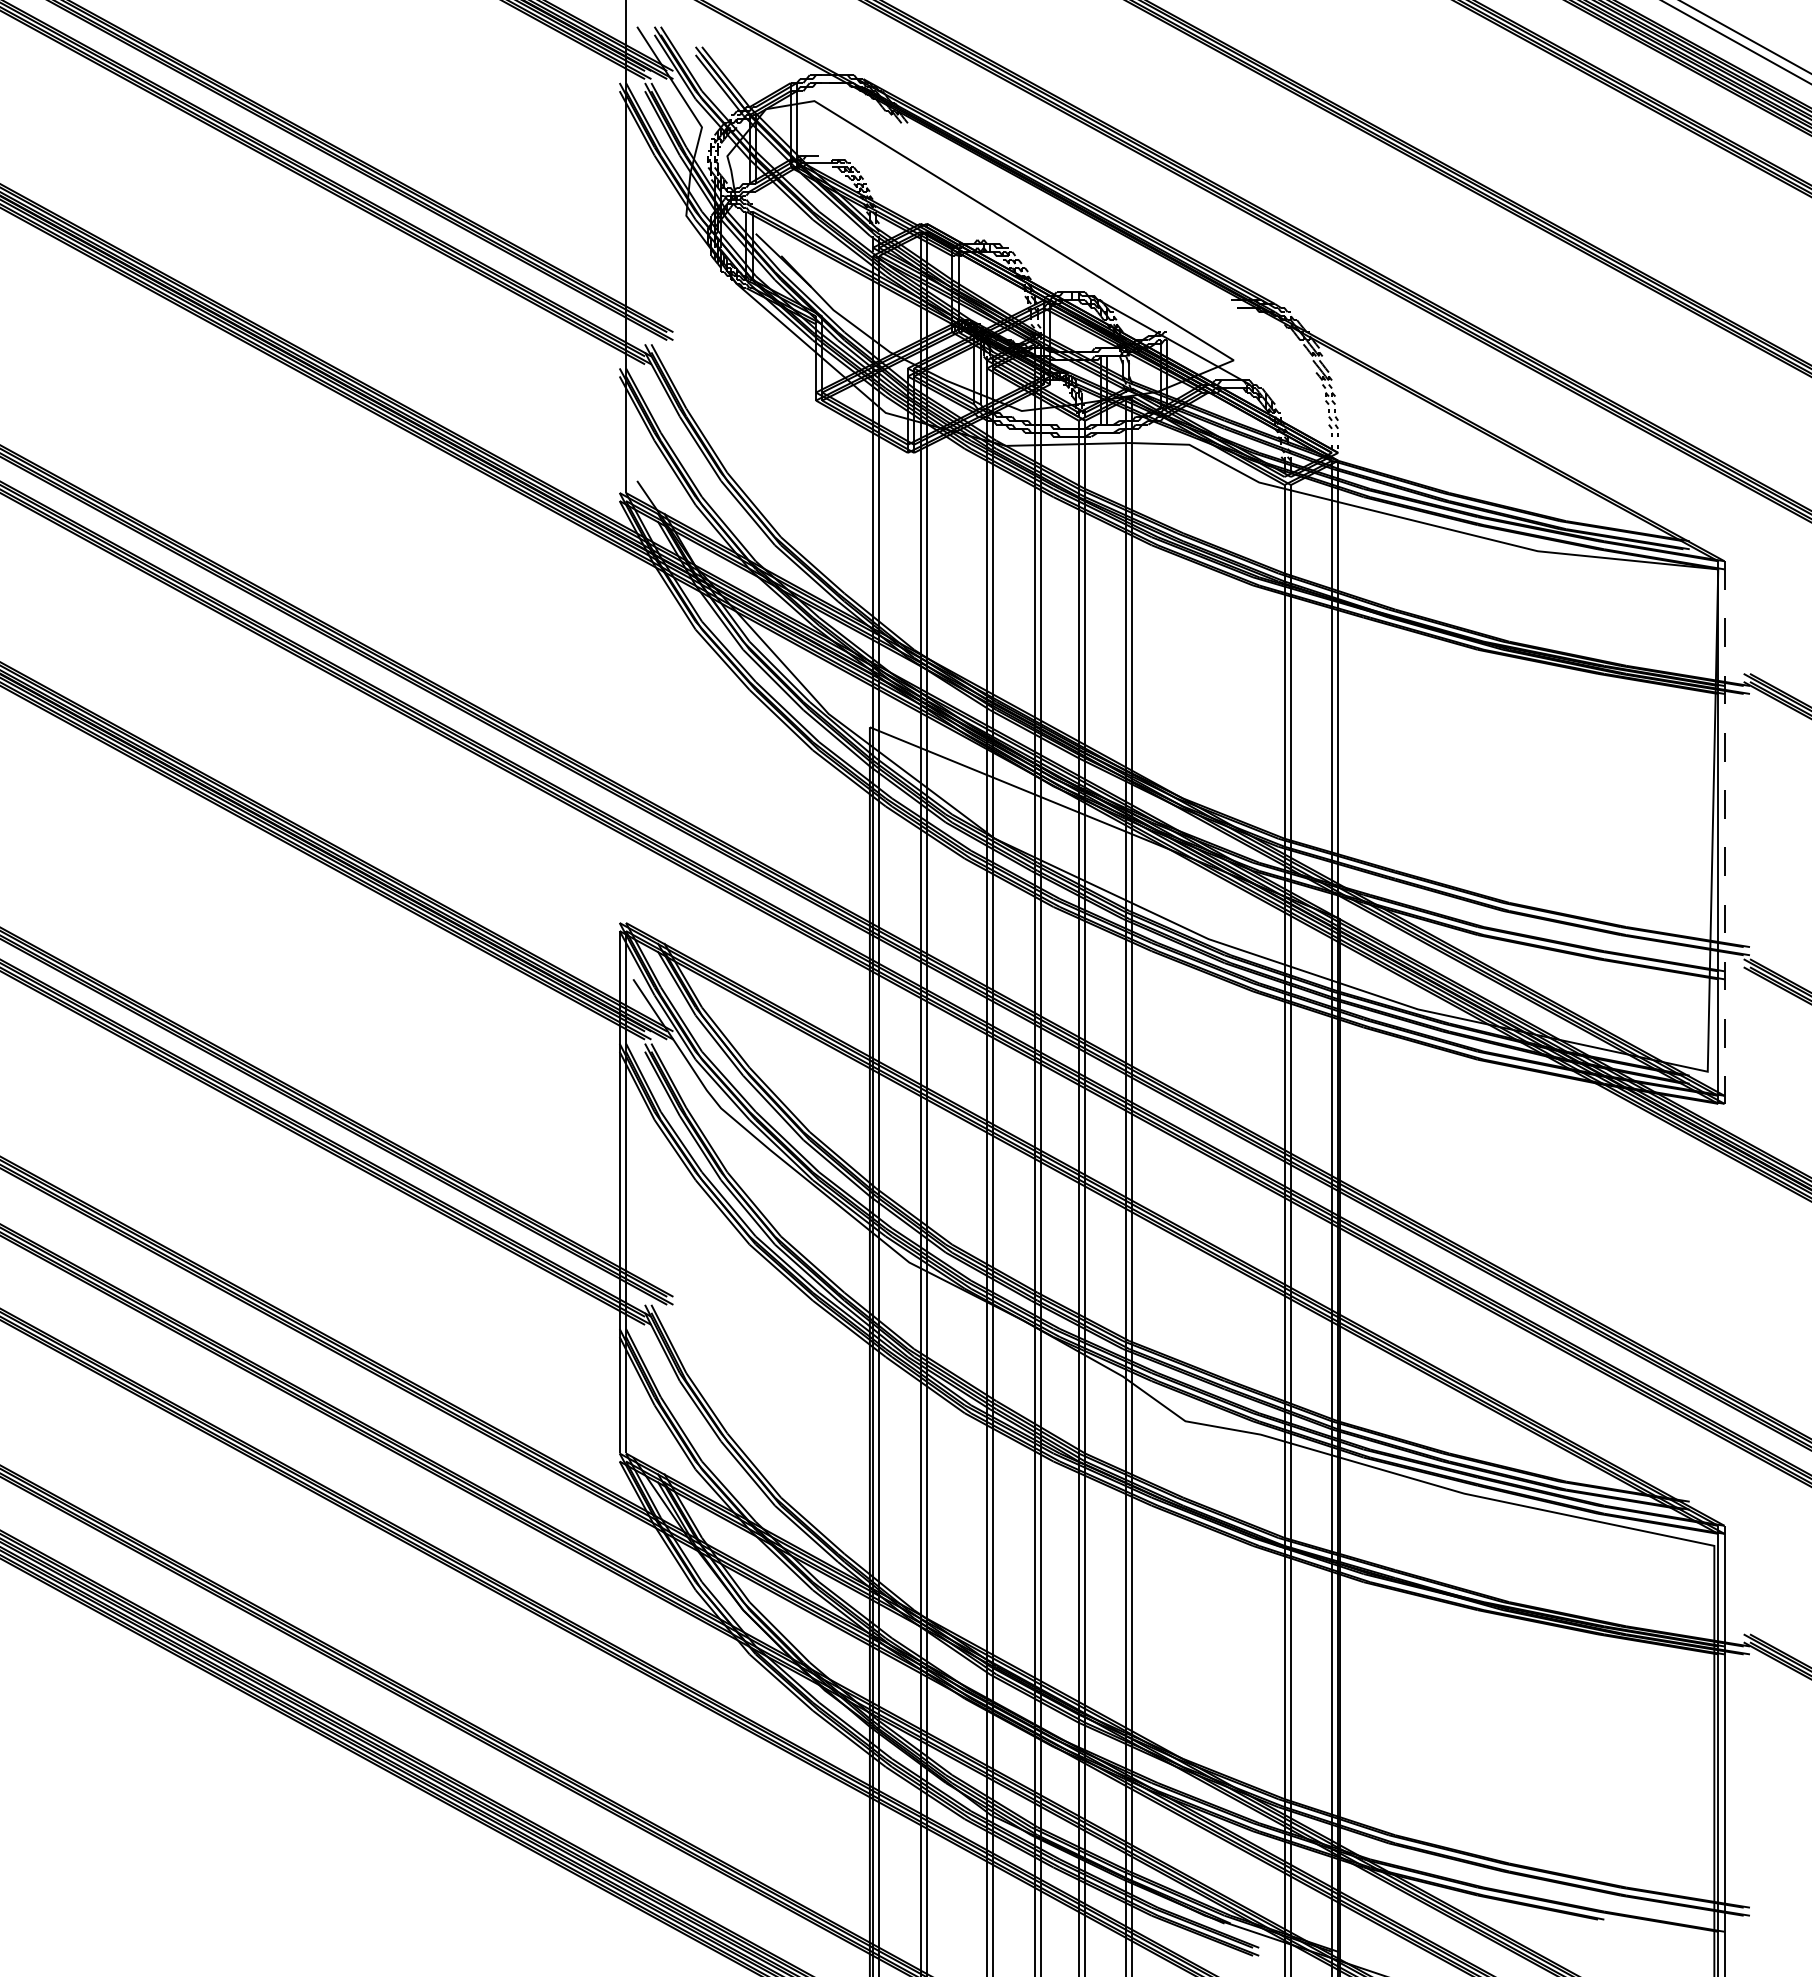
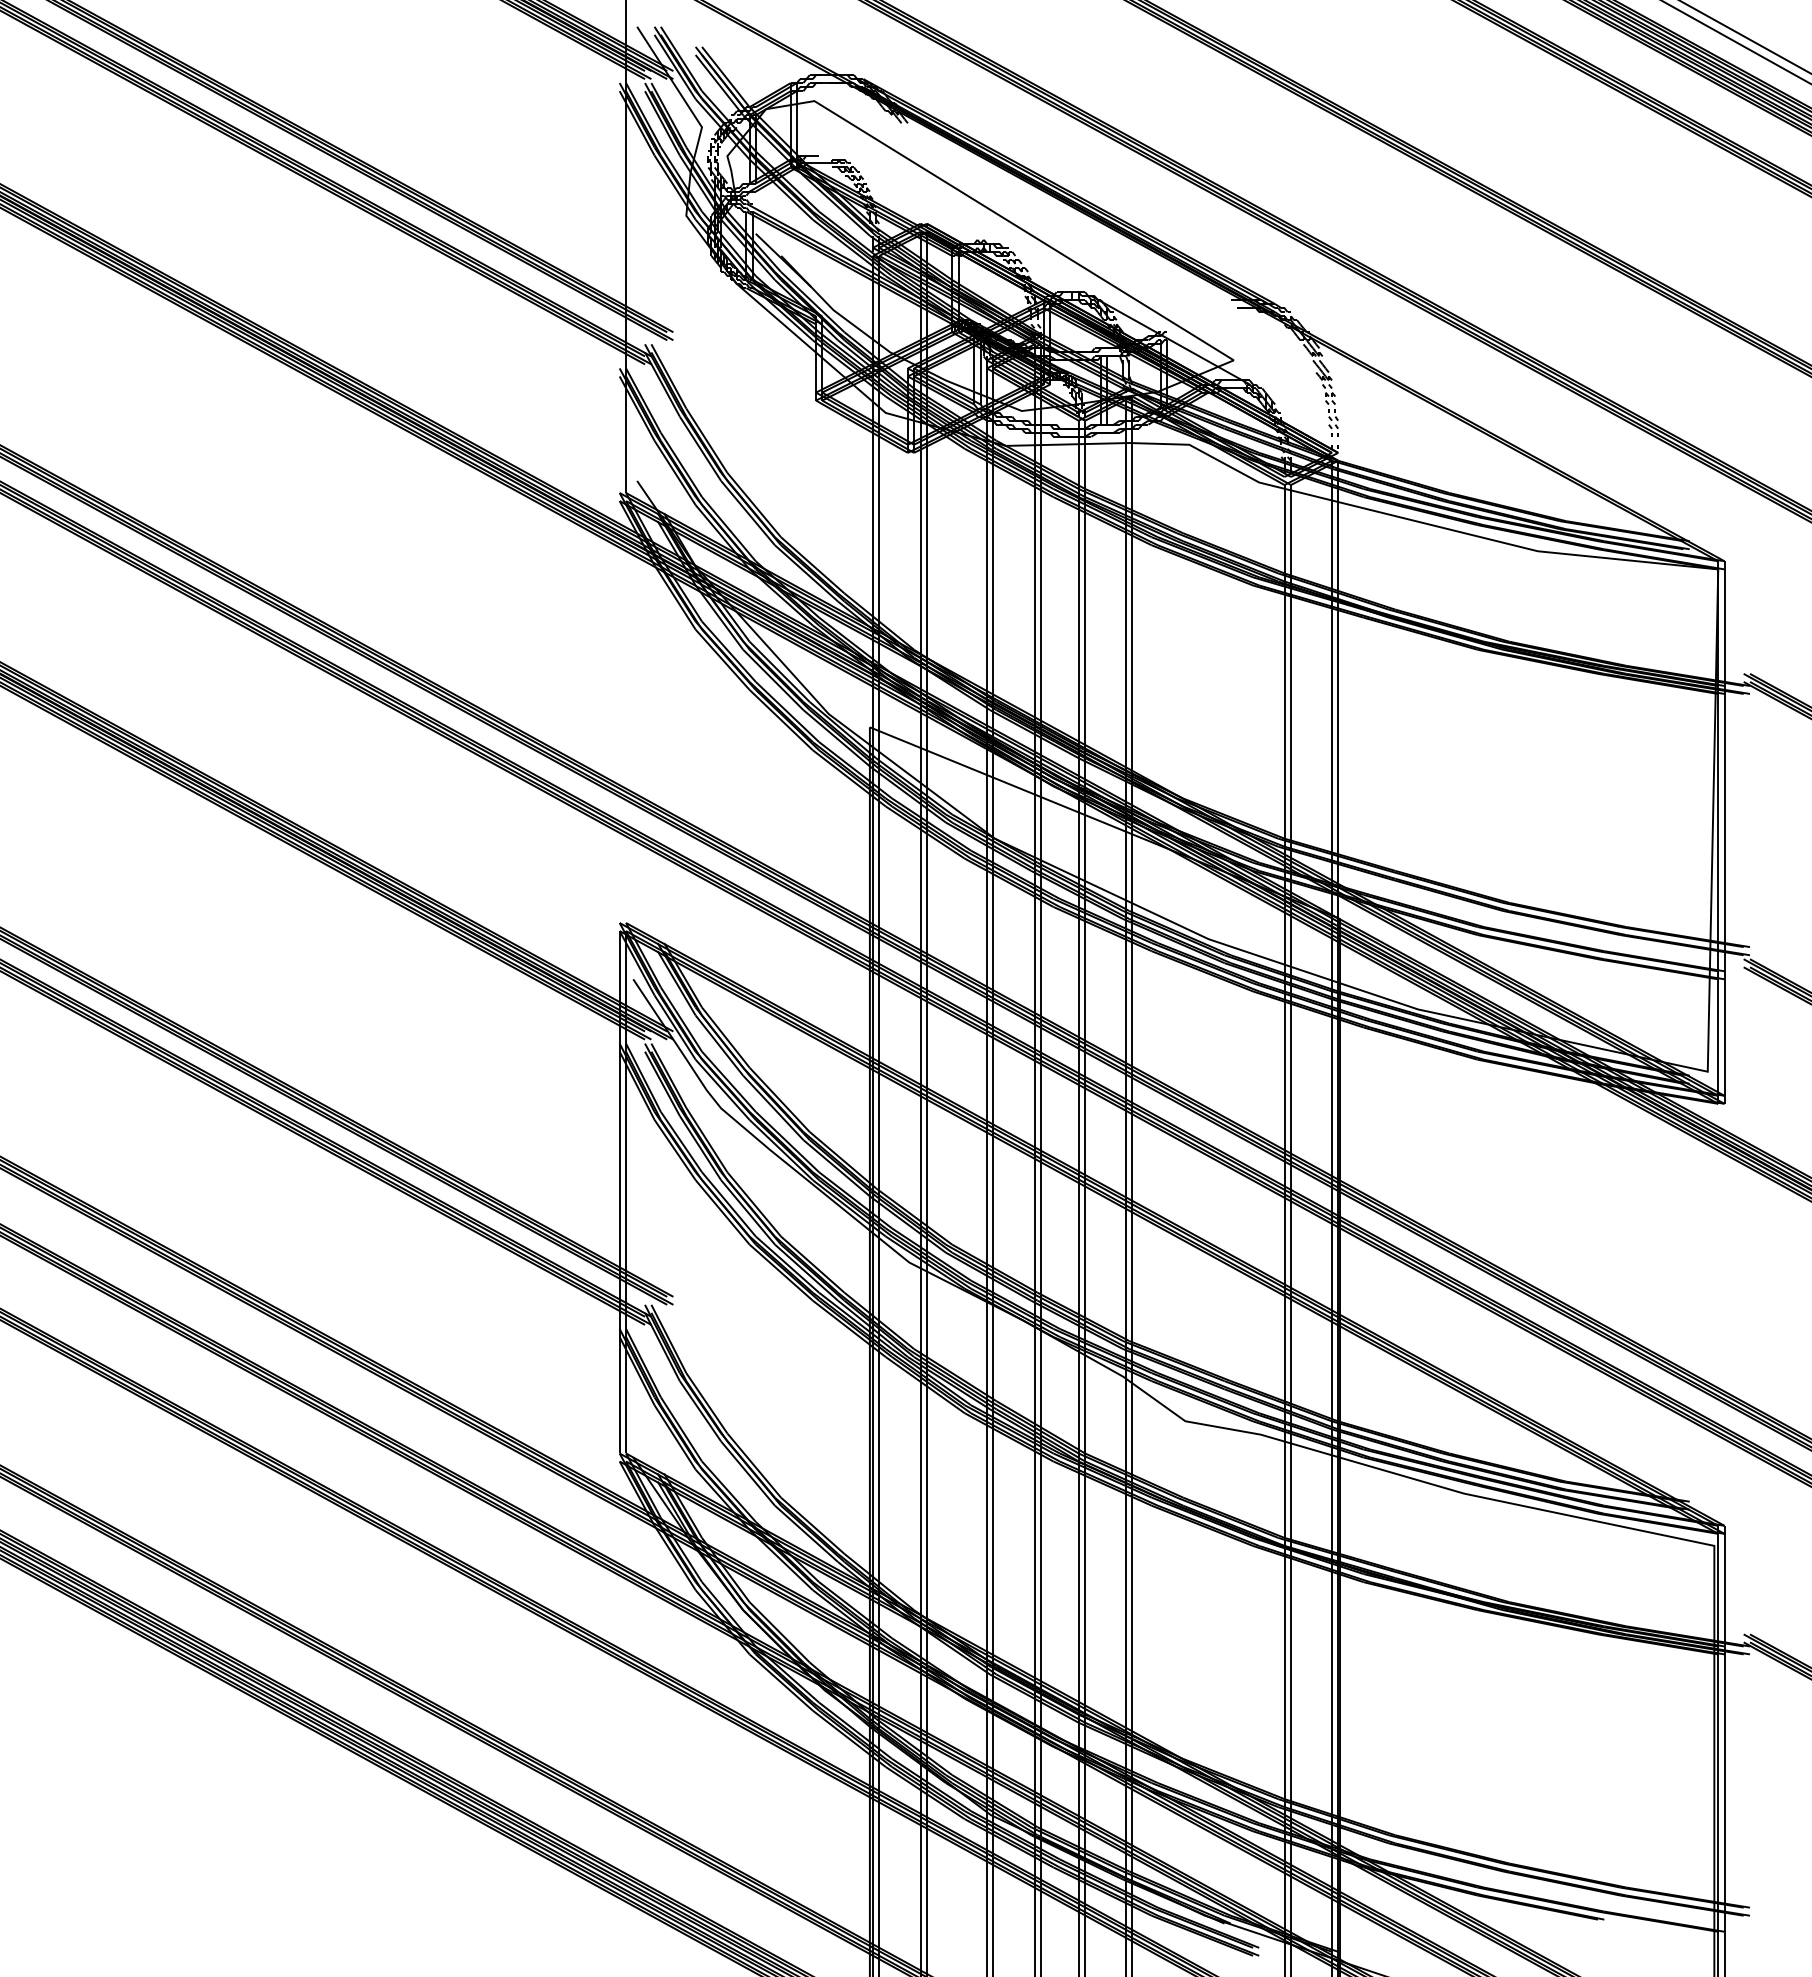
line: dashed -> solid (1724, 833)
